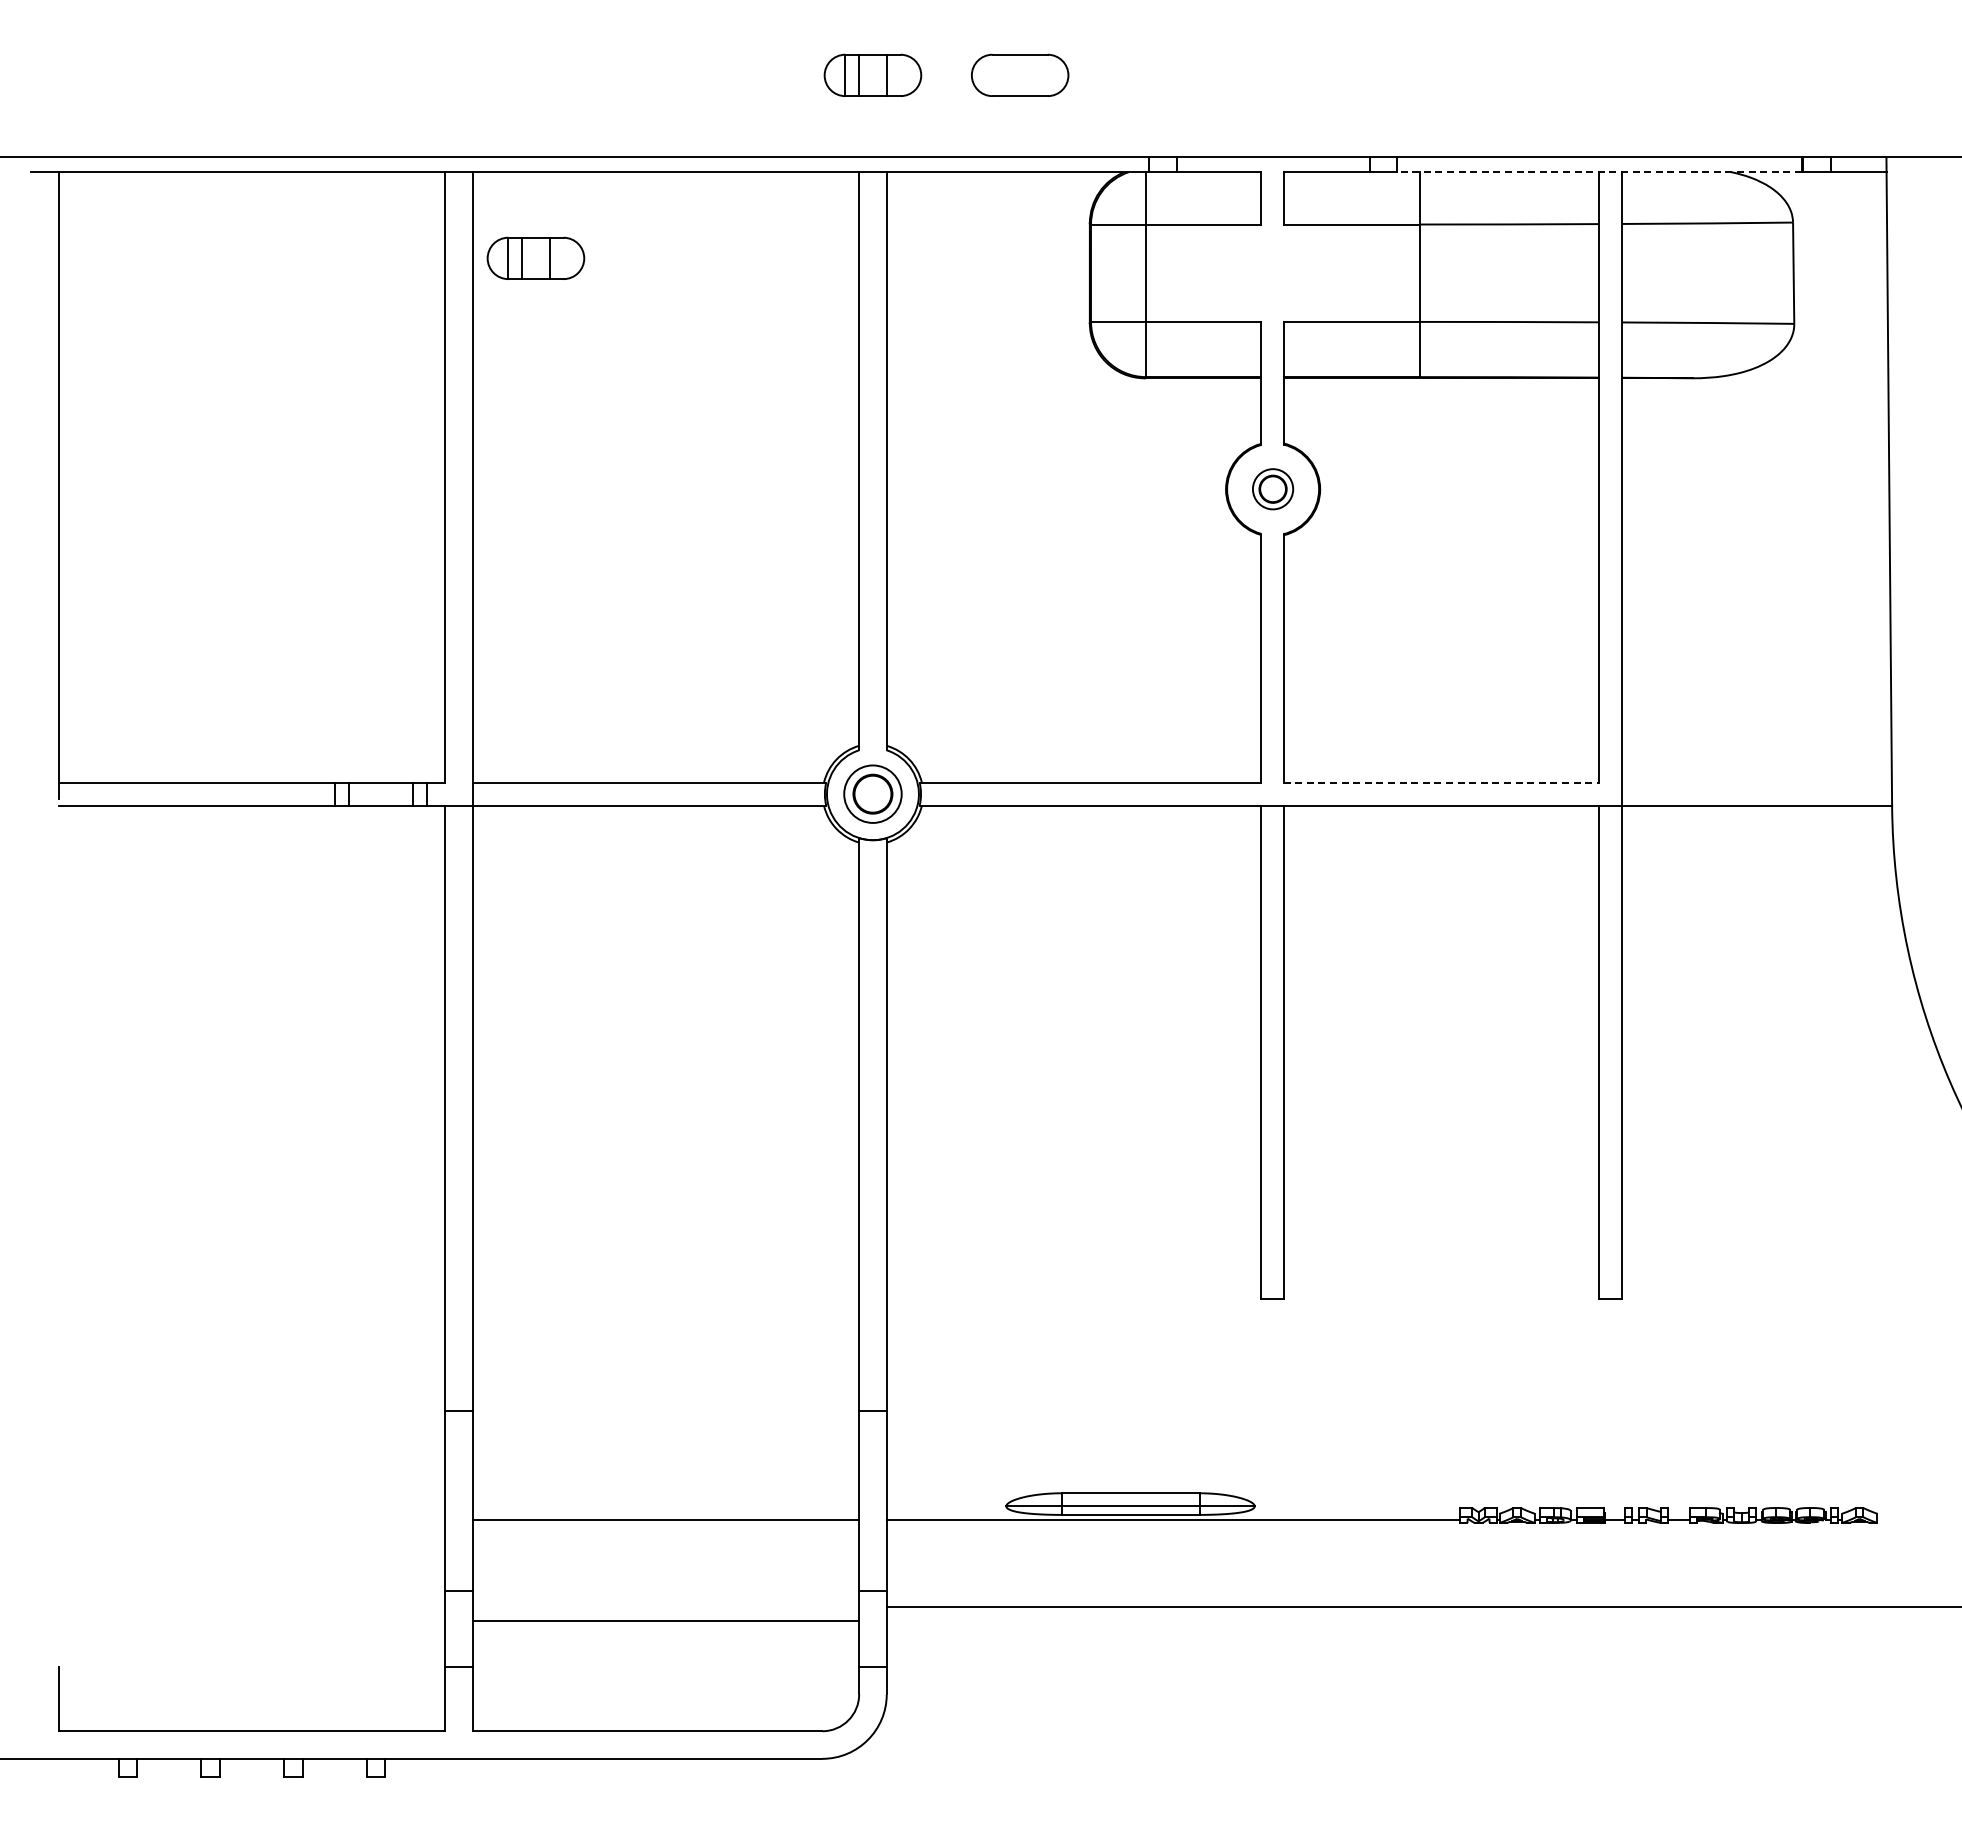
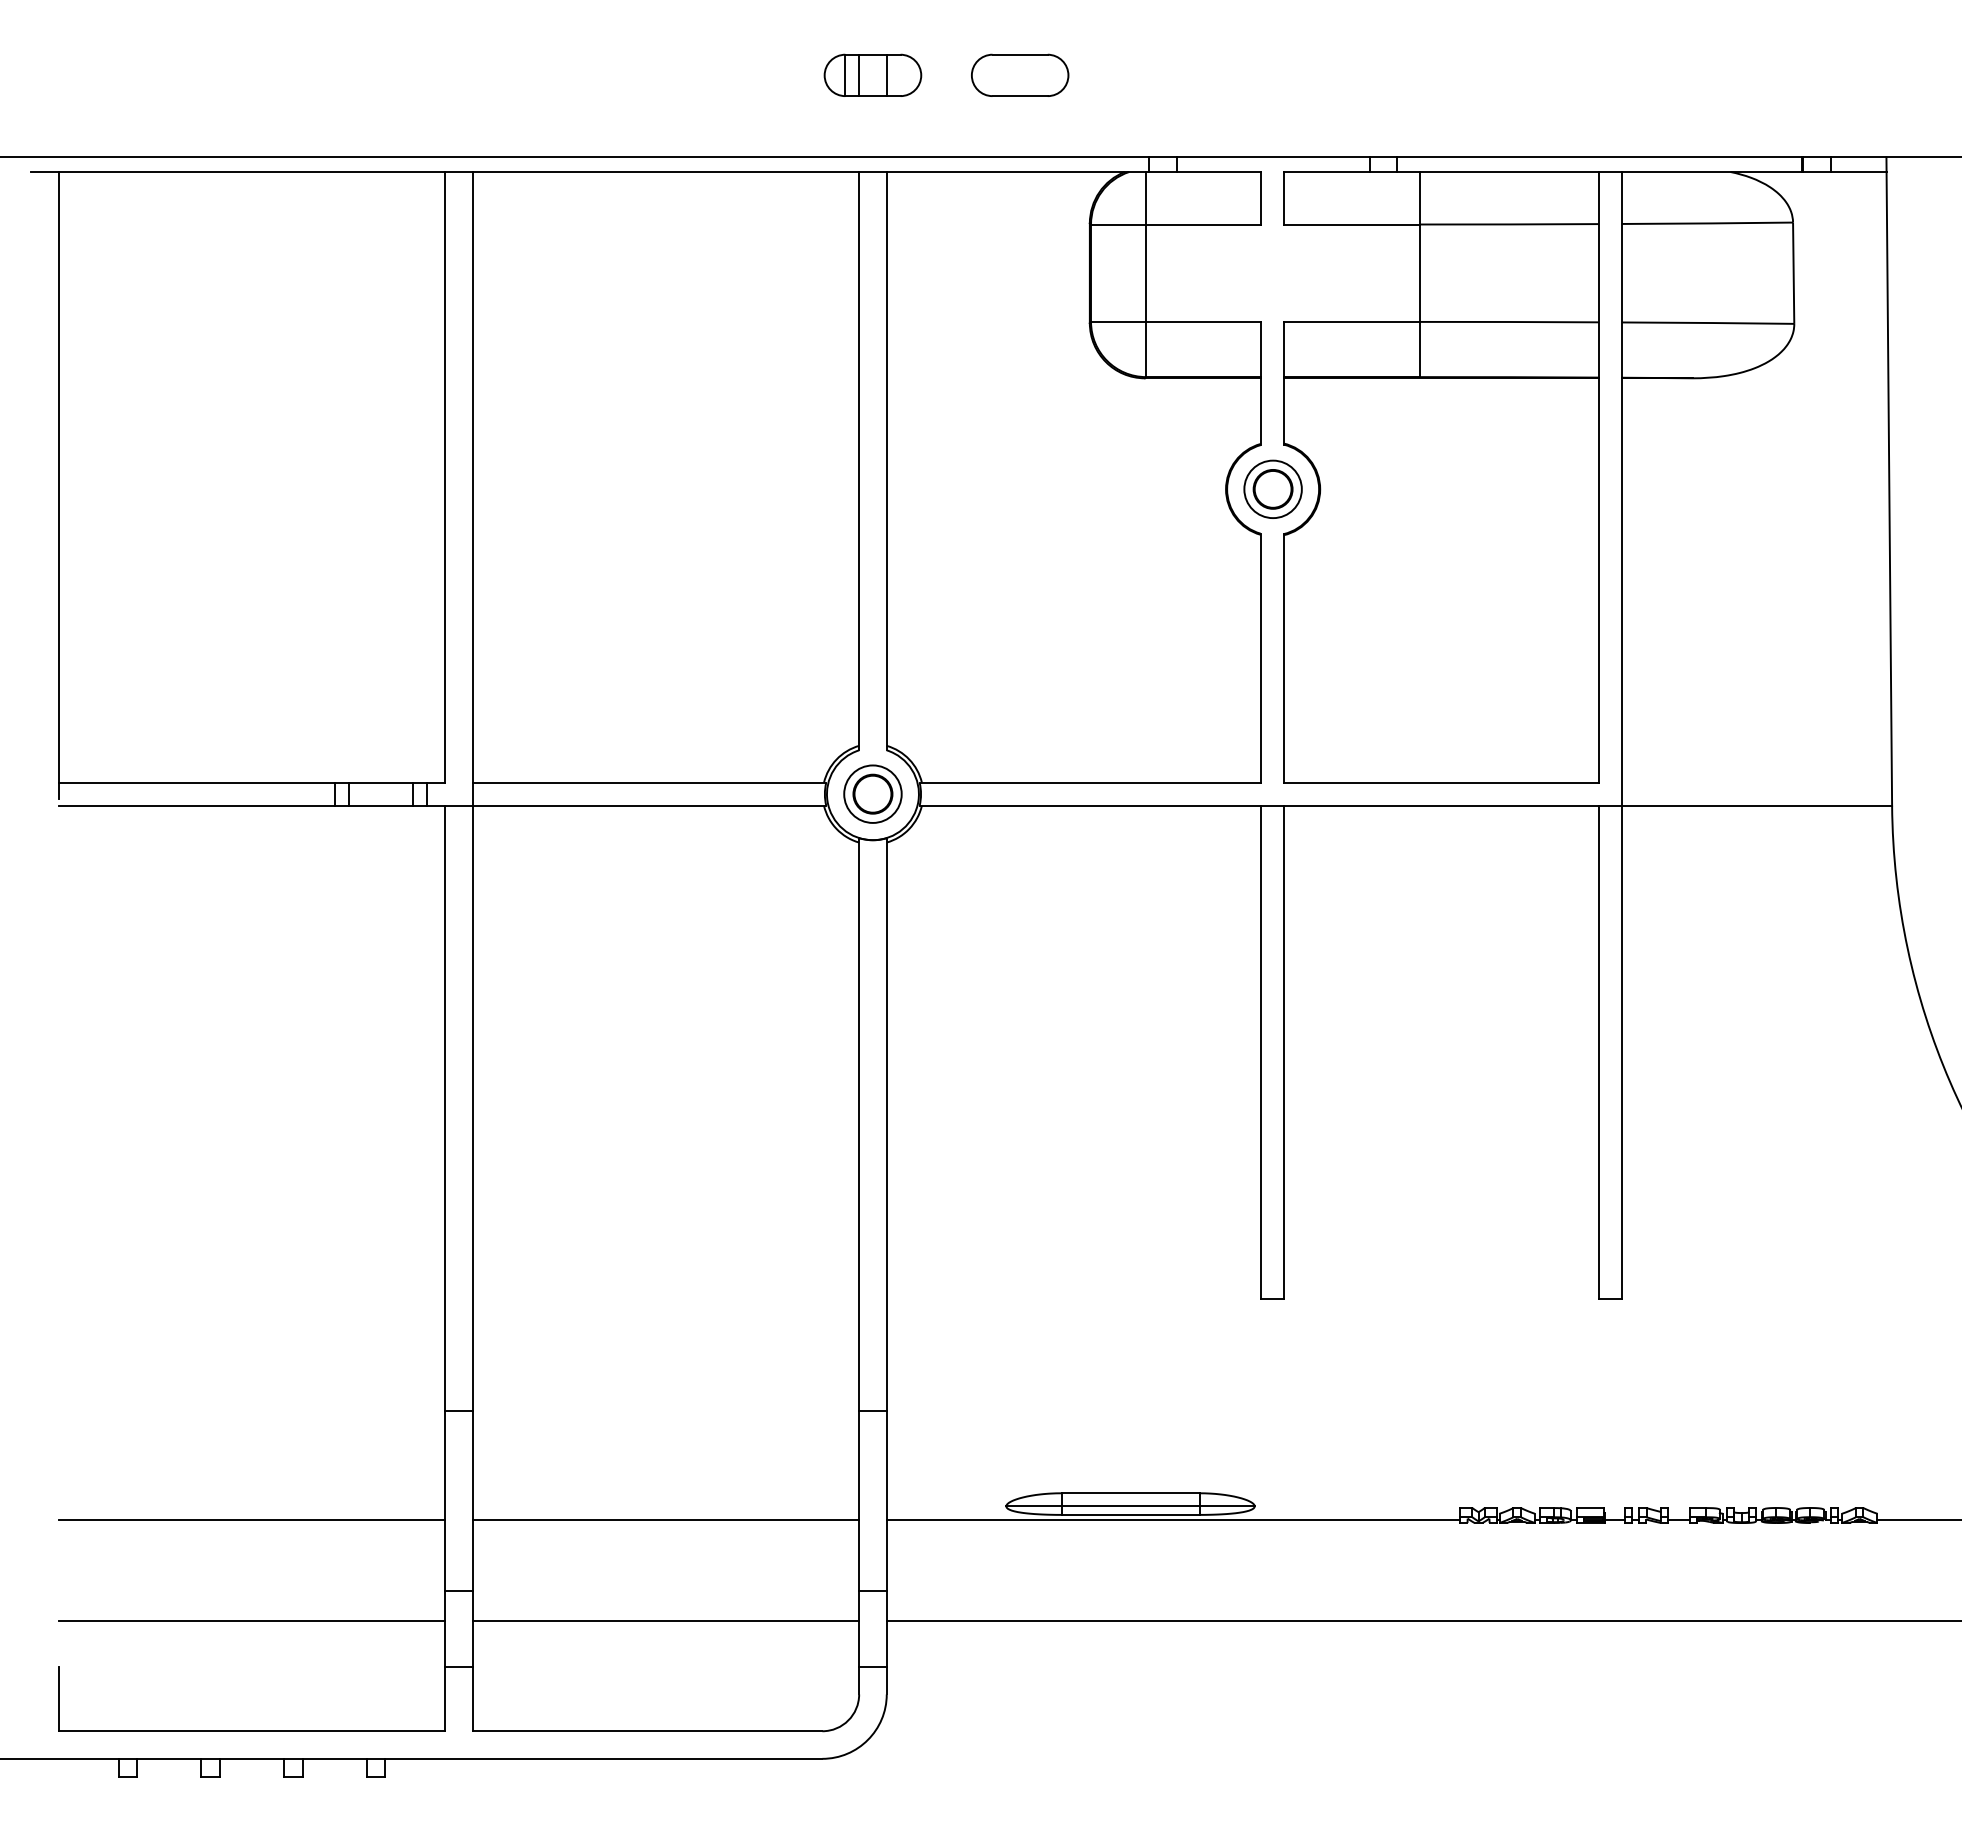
line: dashed -> solid (1599, 172)
part: present -> none (535, 257)
part size: 43x43 px -> 60x60 px (1272, 488)
line: dashed -> solid (1441, 782)
line: none -> present (251, 1519)
line: none -> present (1917, 1519)
line position: (1422, 1606) -> (1422, 1620) (1422, 1620)
line: none -> present (251, 1620)
